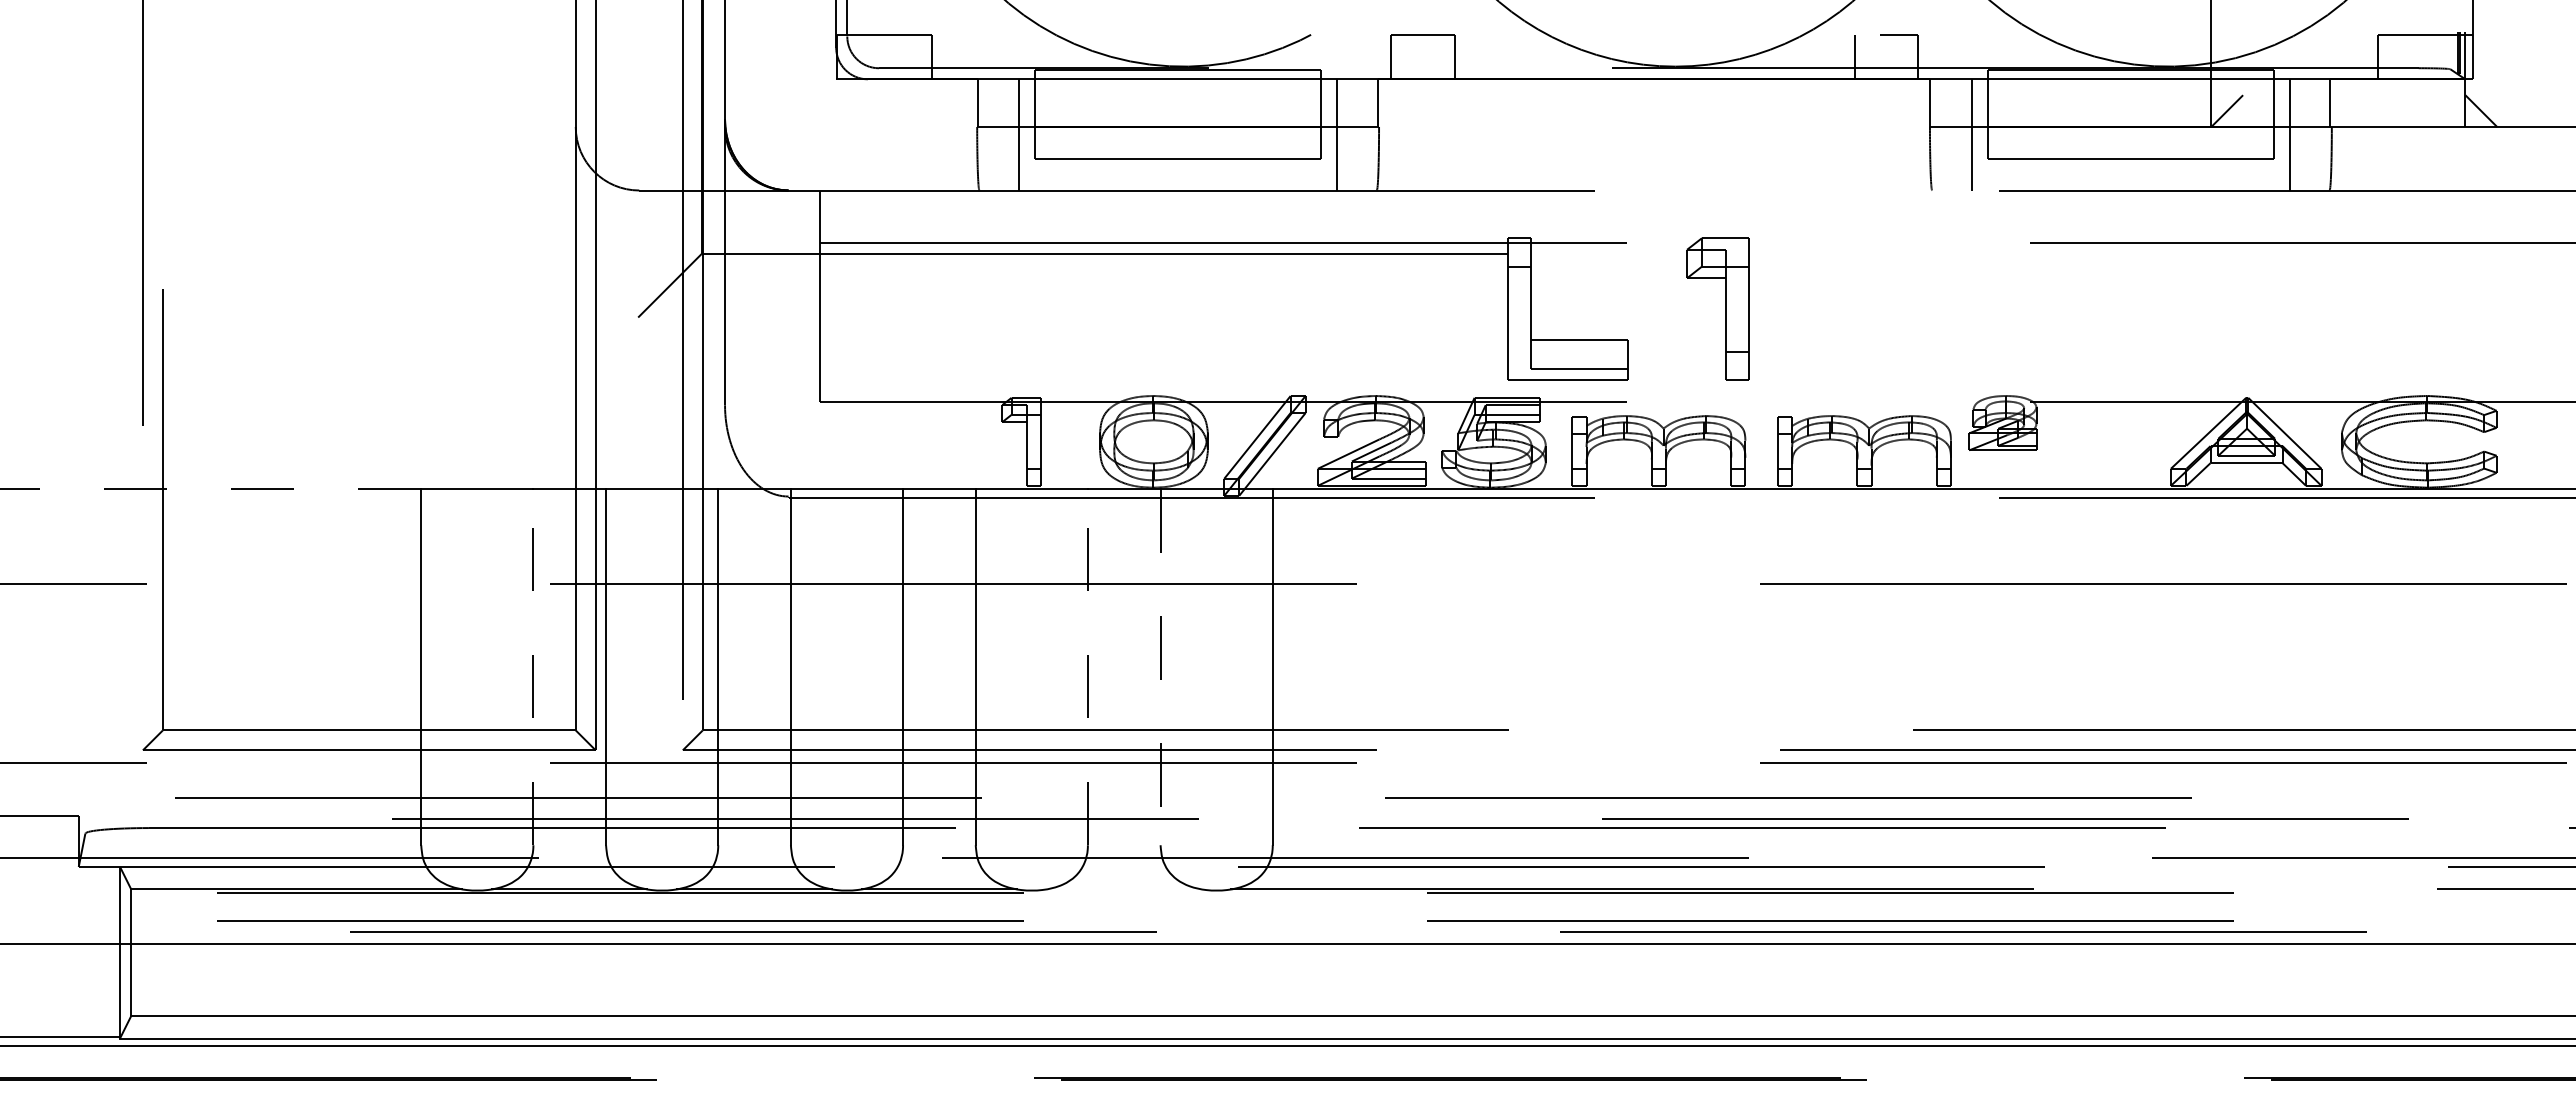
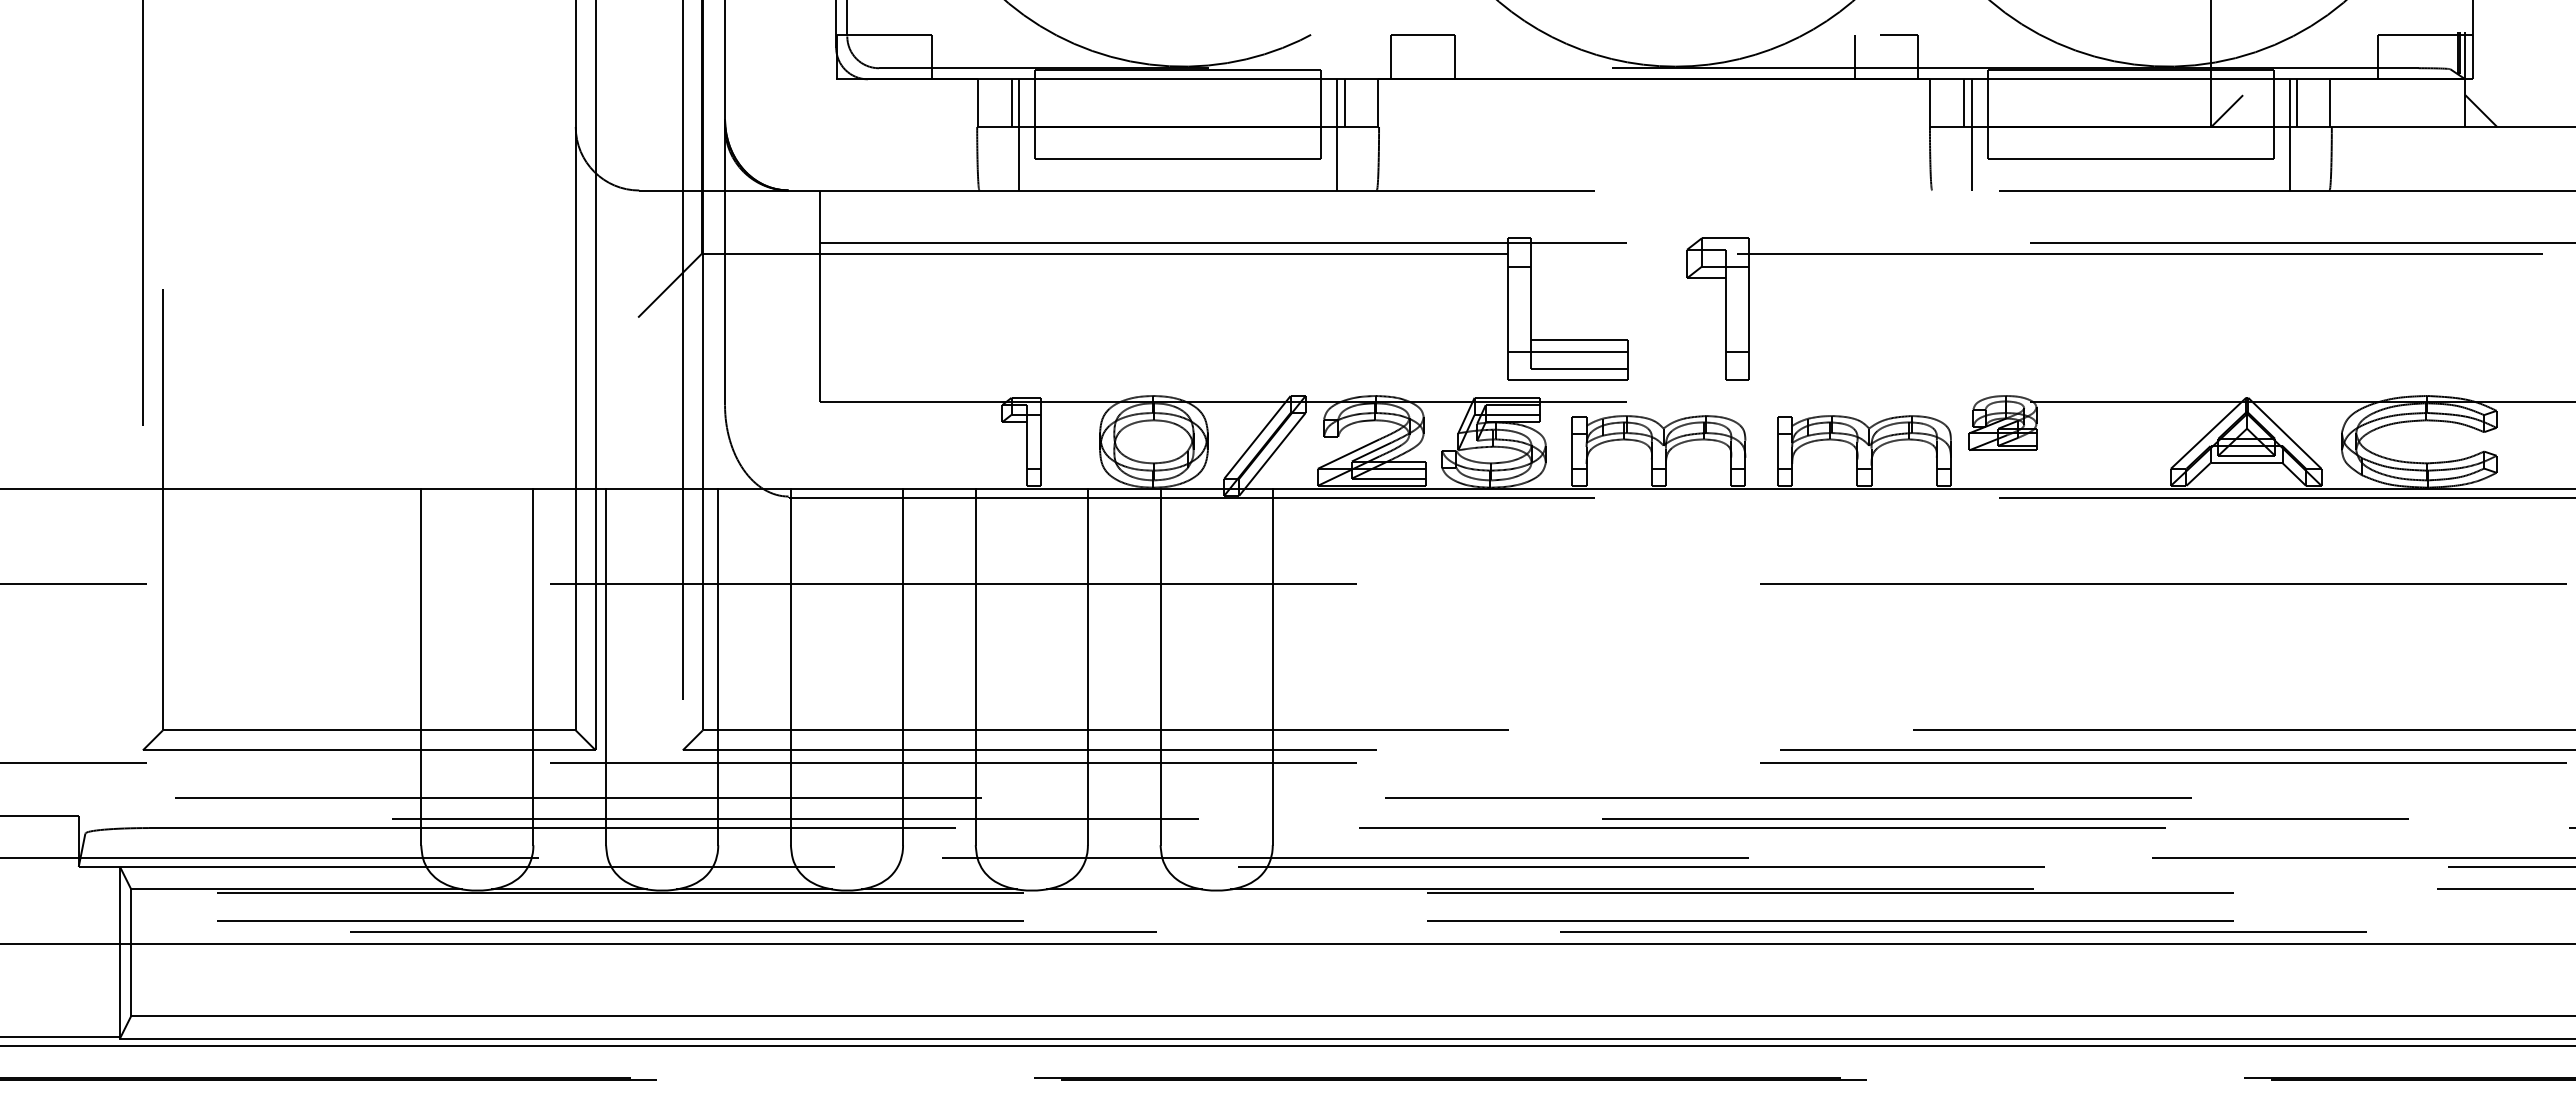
line: none -> present (1011, 102)
line: none -> present (1344, 102)
line: none -> present (1964, 102)
line: none -> present (2297, 102)
line: none -> present (2154, 254)
line: none -> present (1567, 351)
line: dashed -> solid (210, 489)
line: dashed -> solid (533, 666)
line: dashed -> solid (1087, 666)
line: dashed -> solid (1160, 667)
line: none -> present (1123, 889)
